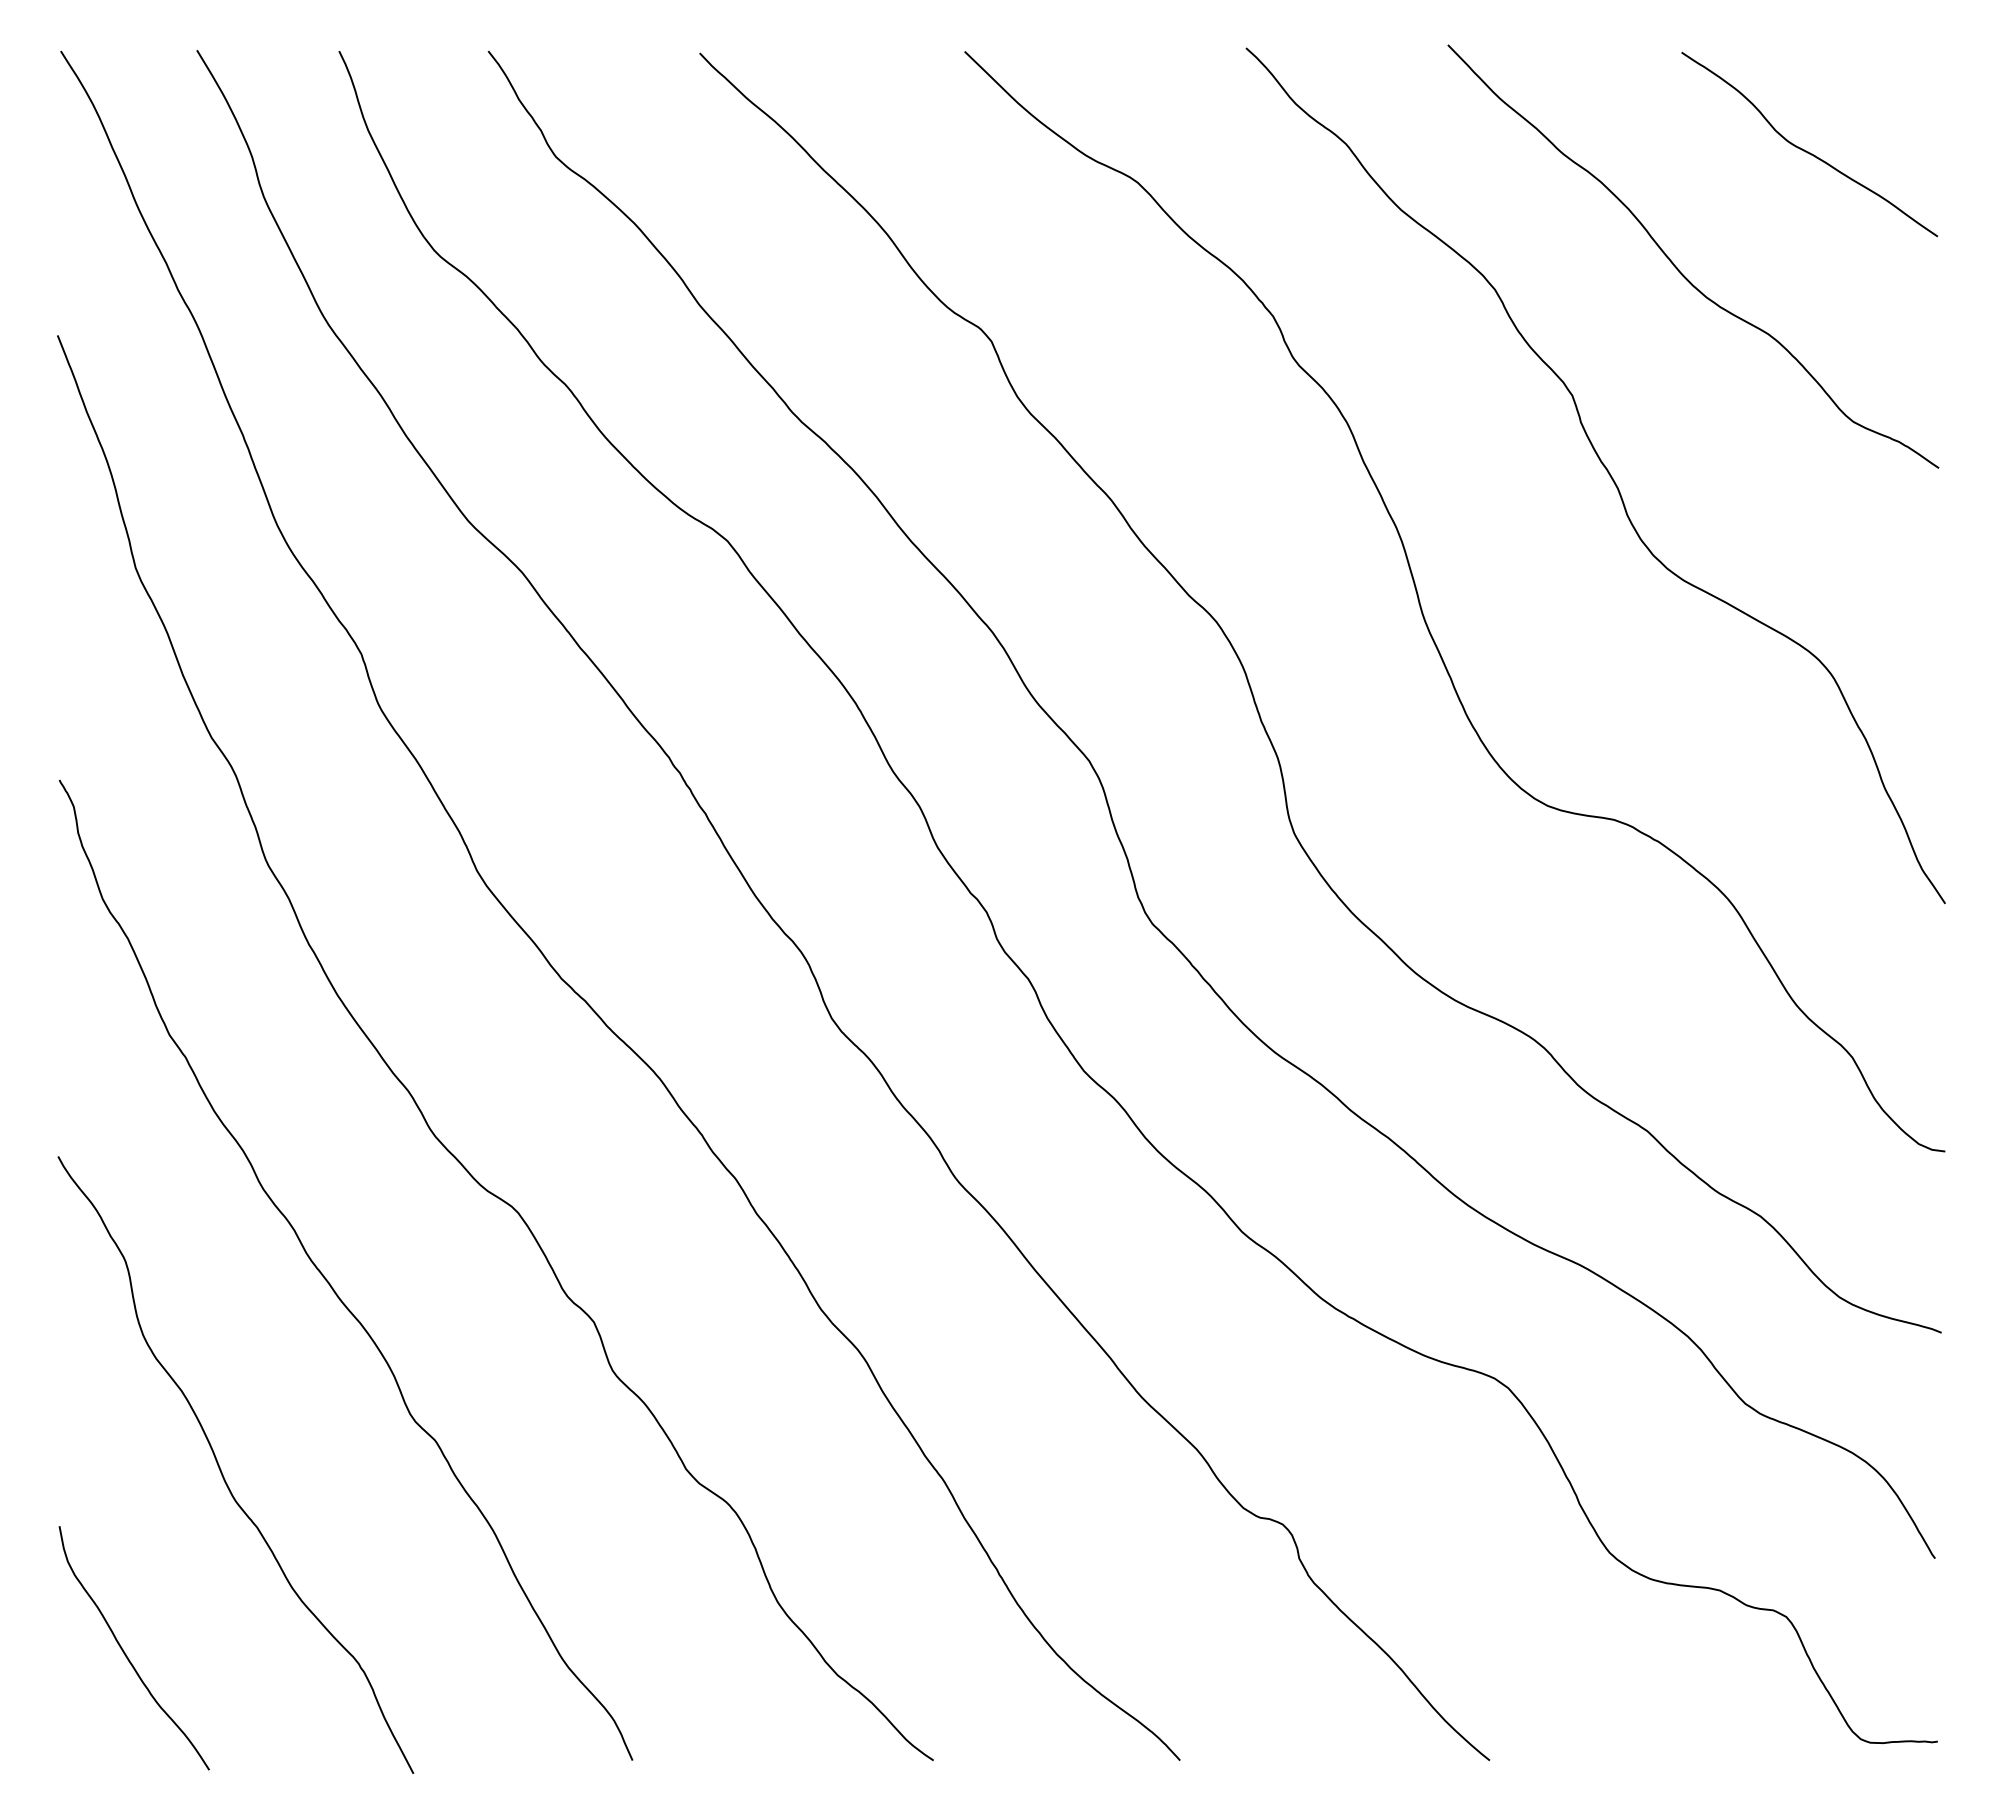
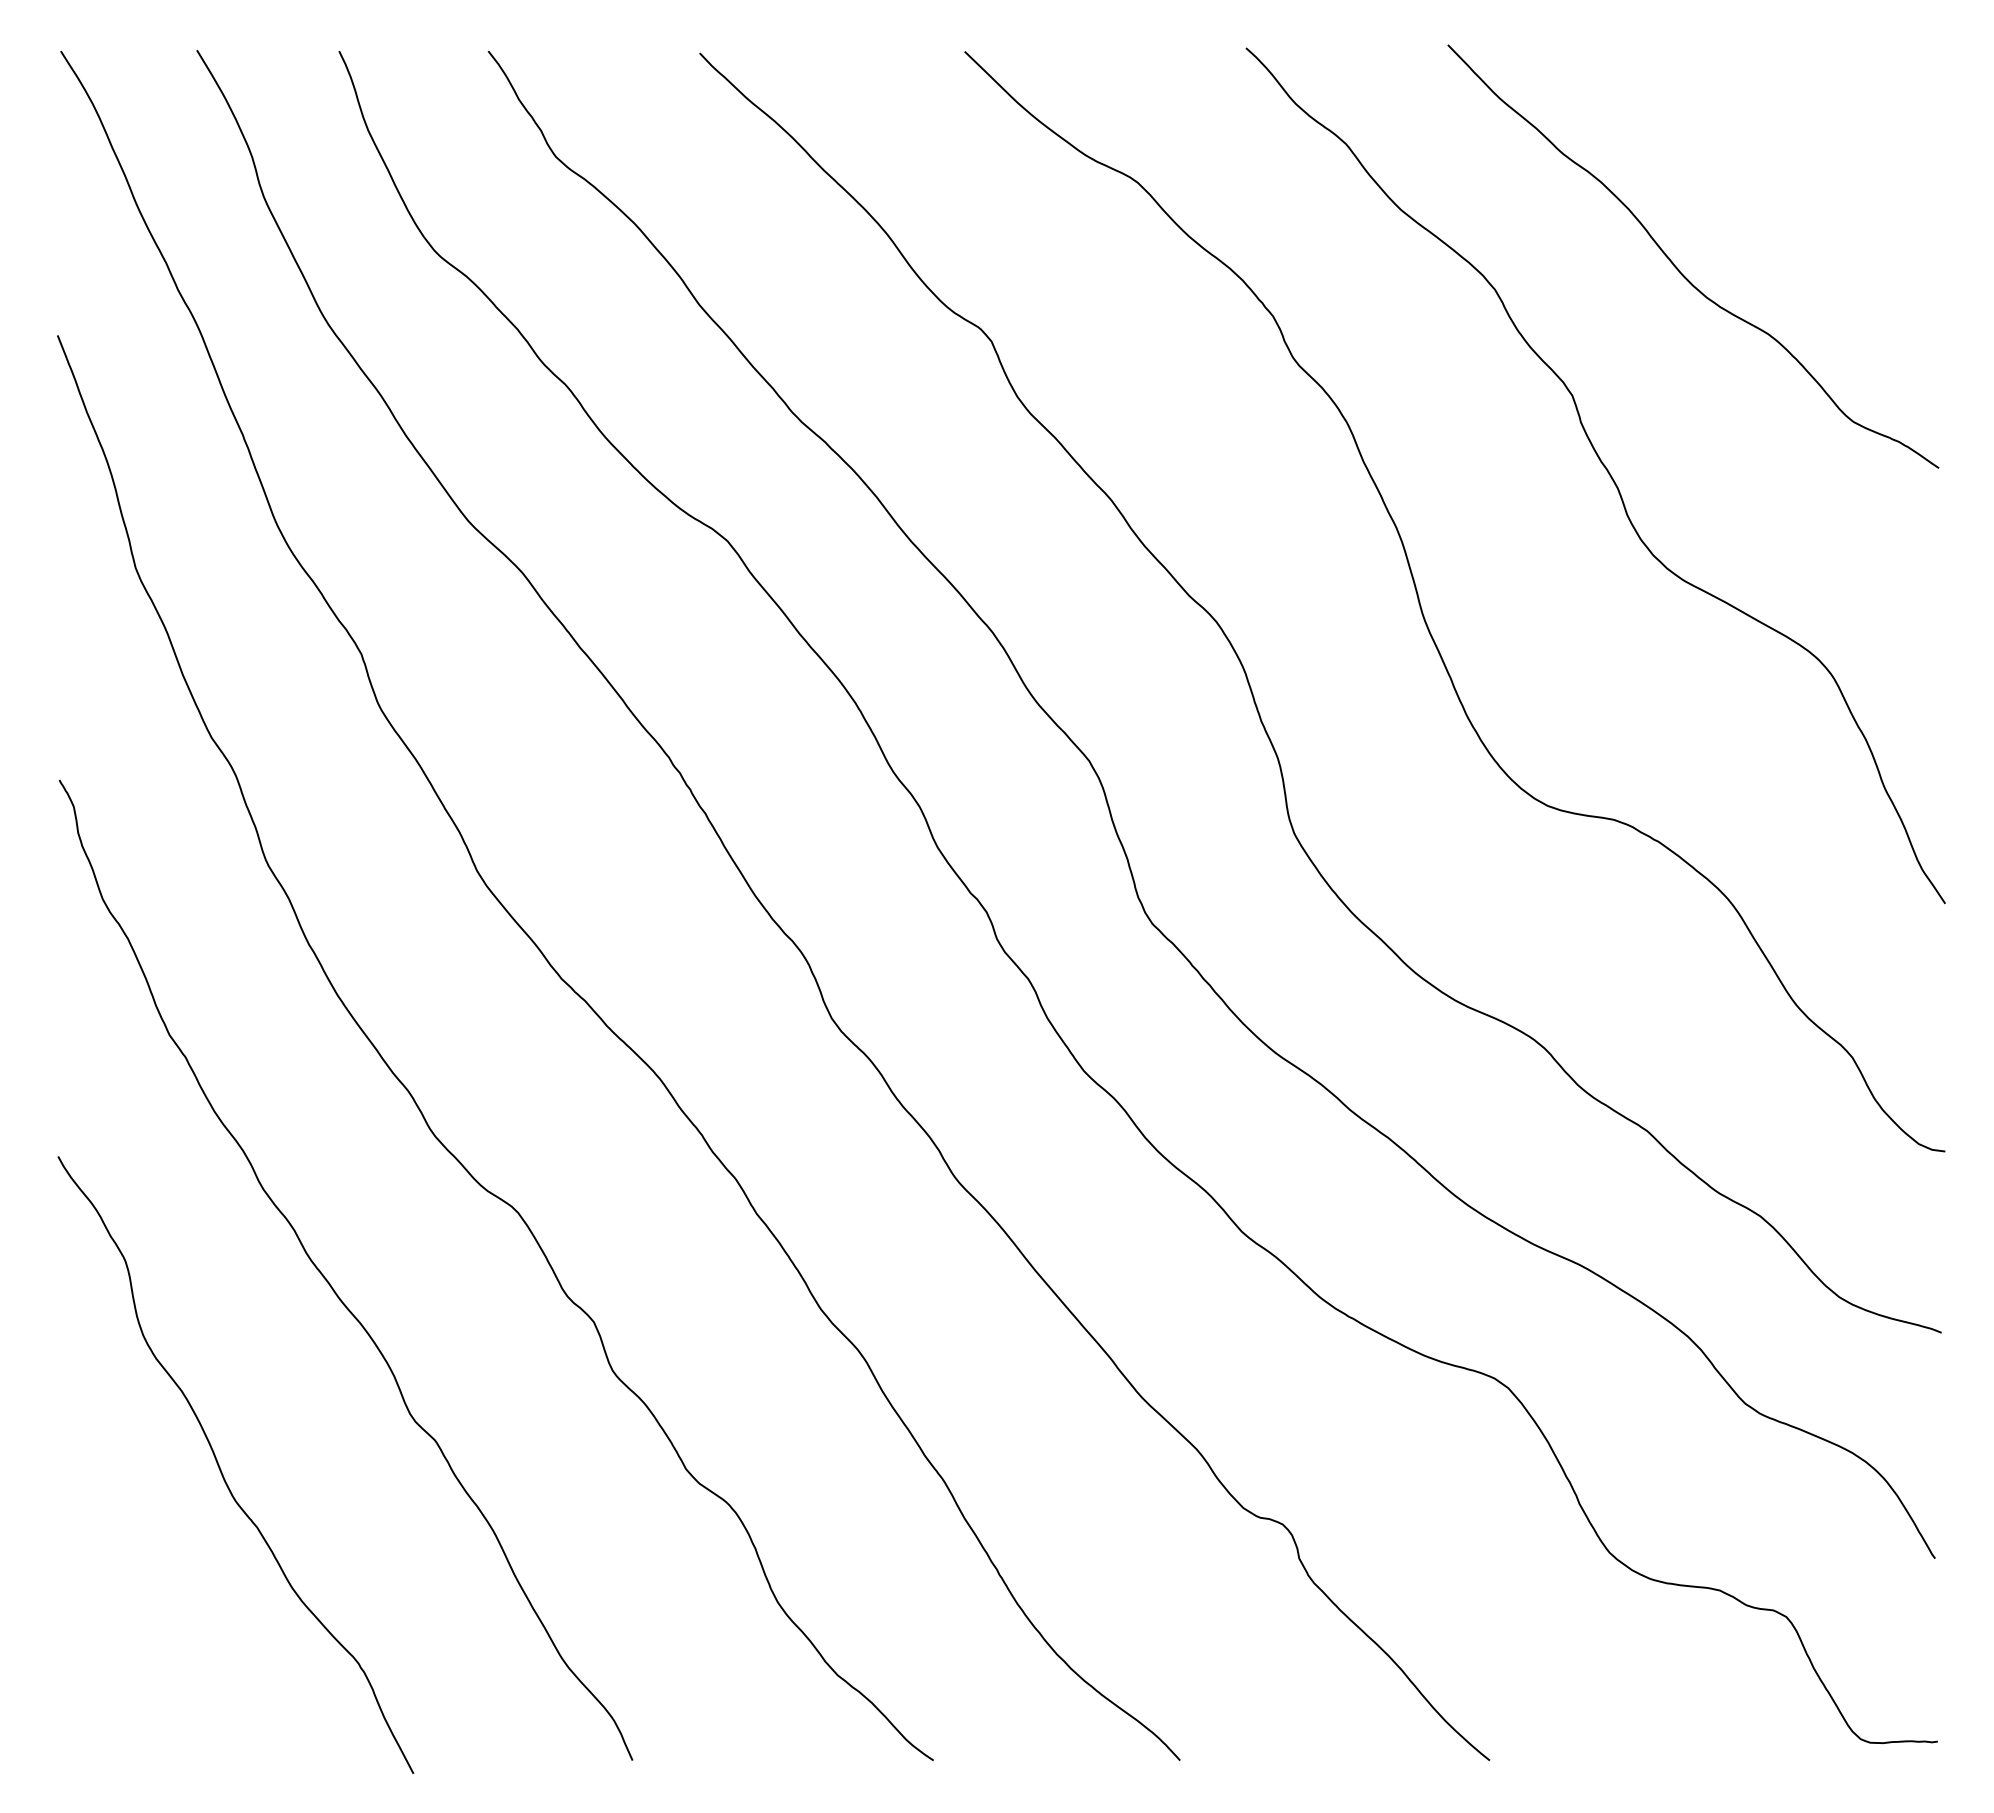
curve: present -> none (1806, 150)
curve: present -> none (125, 1652)
